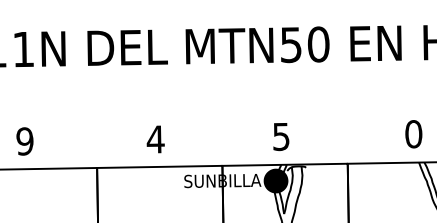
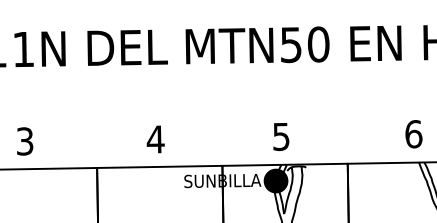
text: 0 -> 6 (413, 134)
text: 9 -> 3 (24, 141)
